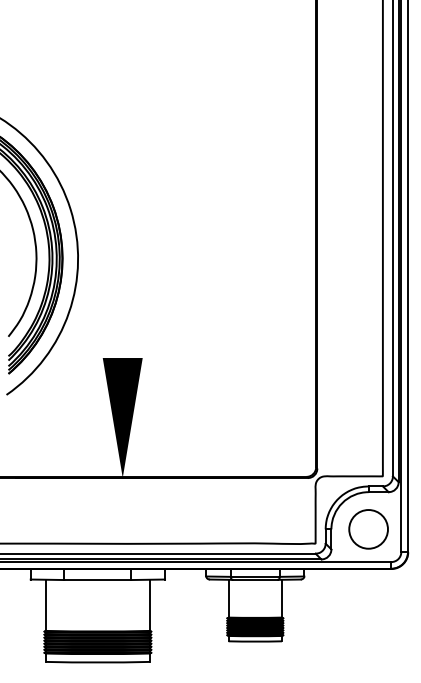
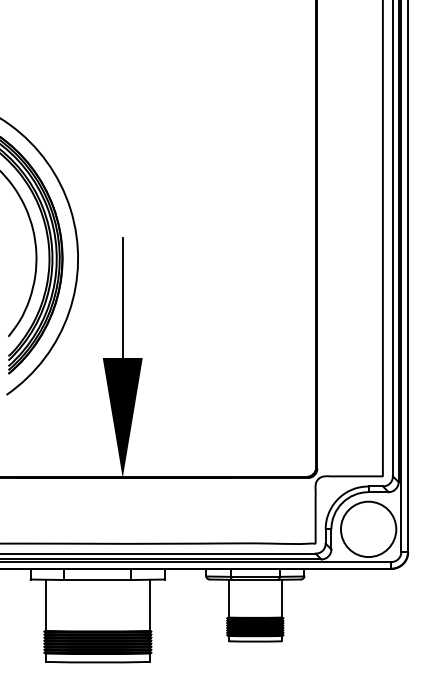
line: none -> present (122, 298)
circle diameter: 39 px -> 55 px (368, 529)
